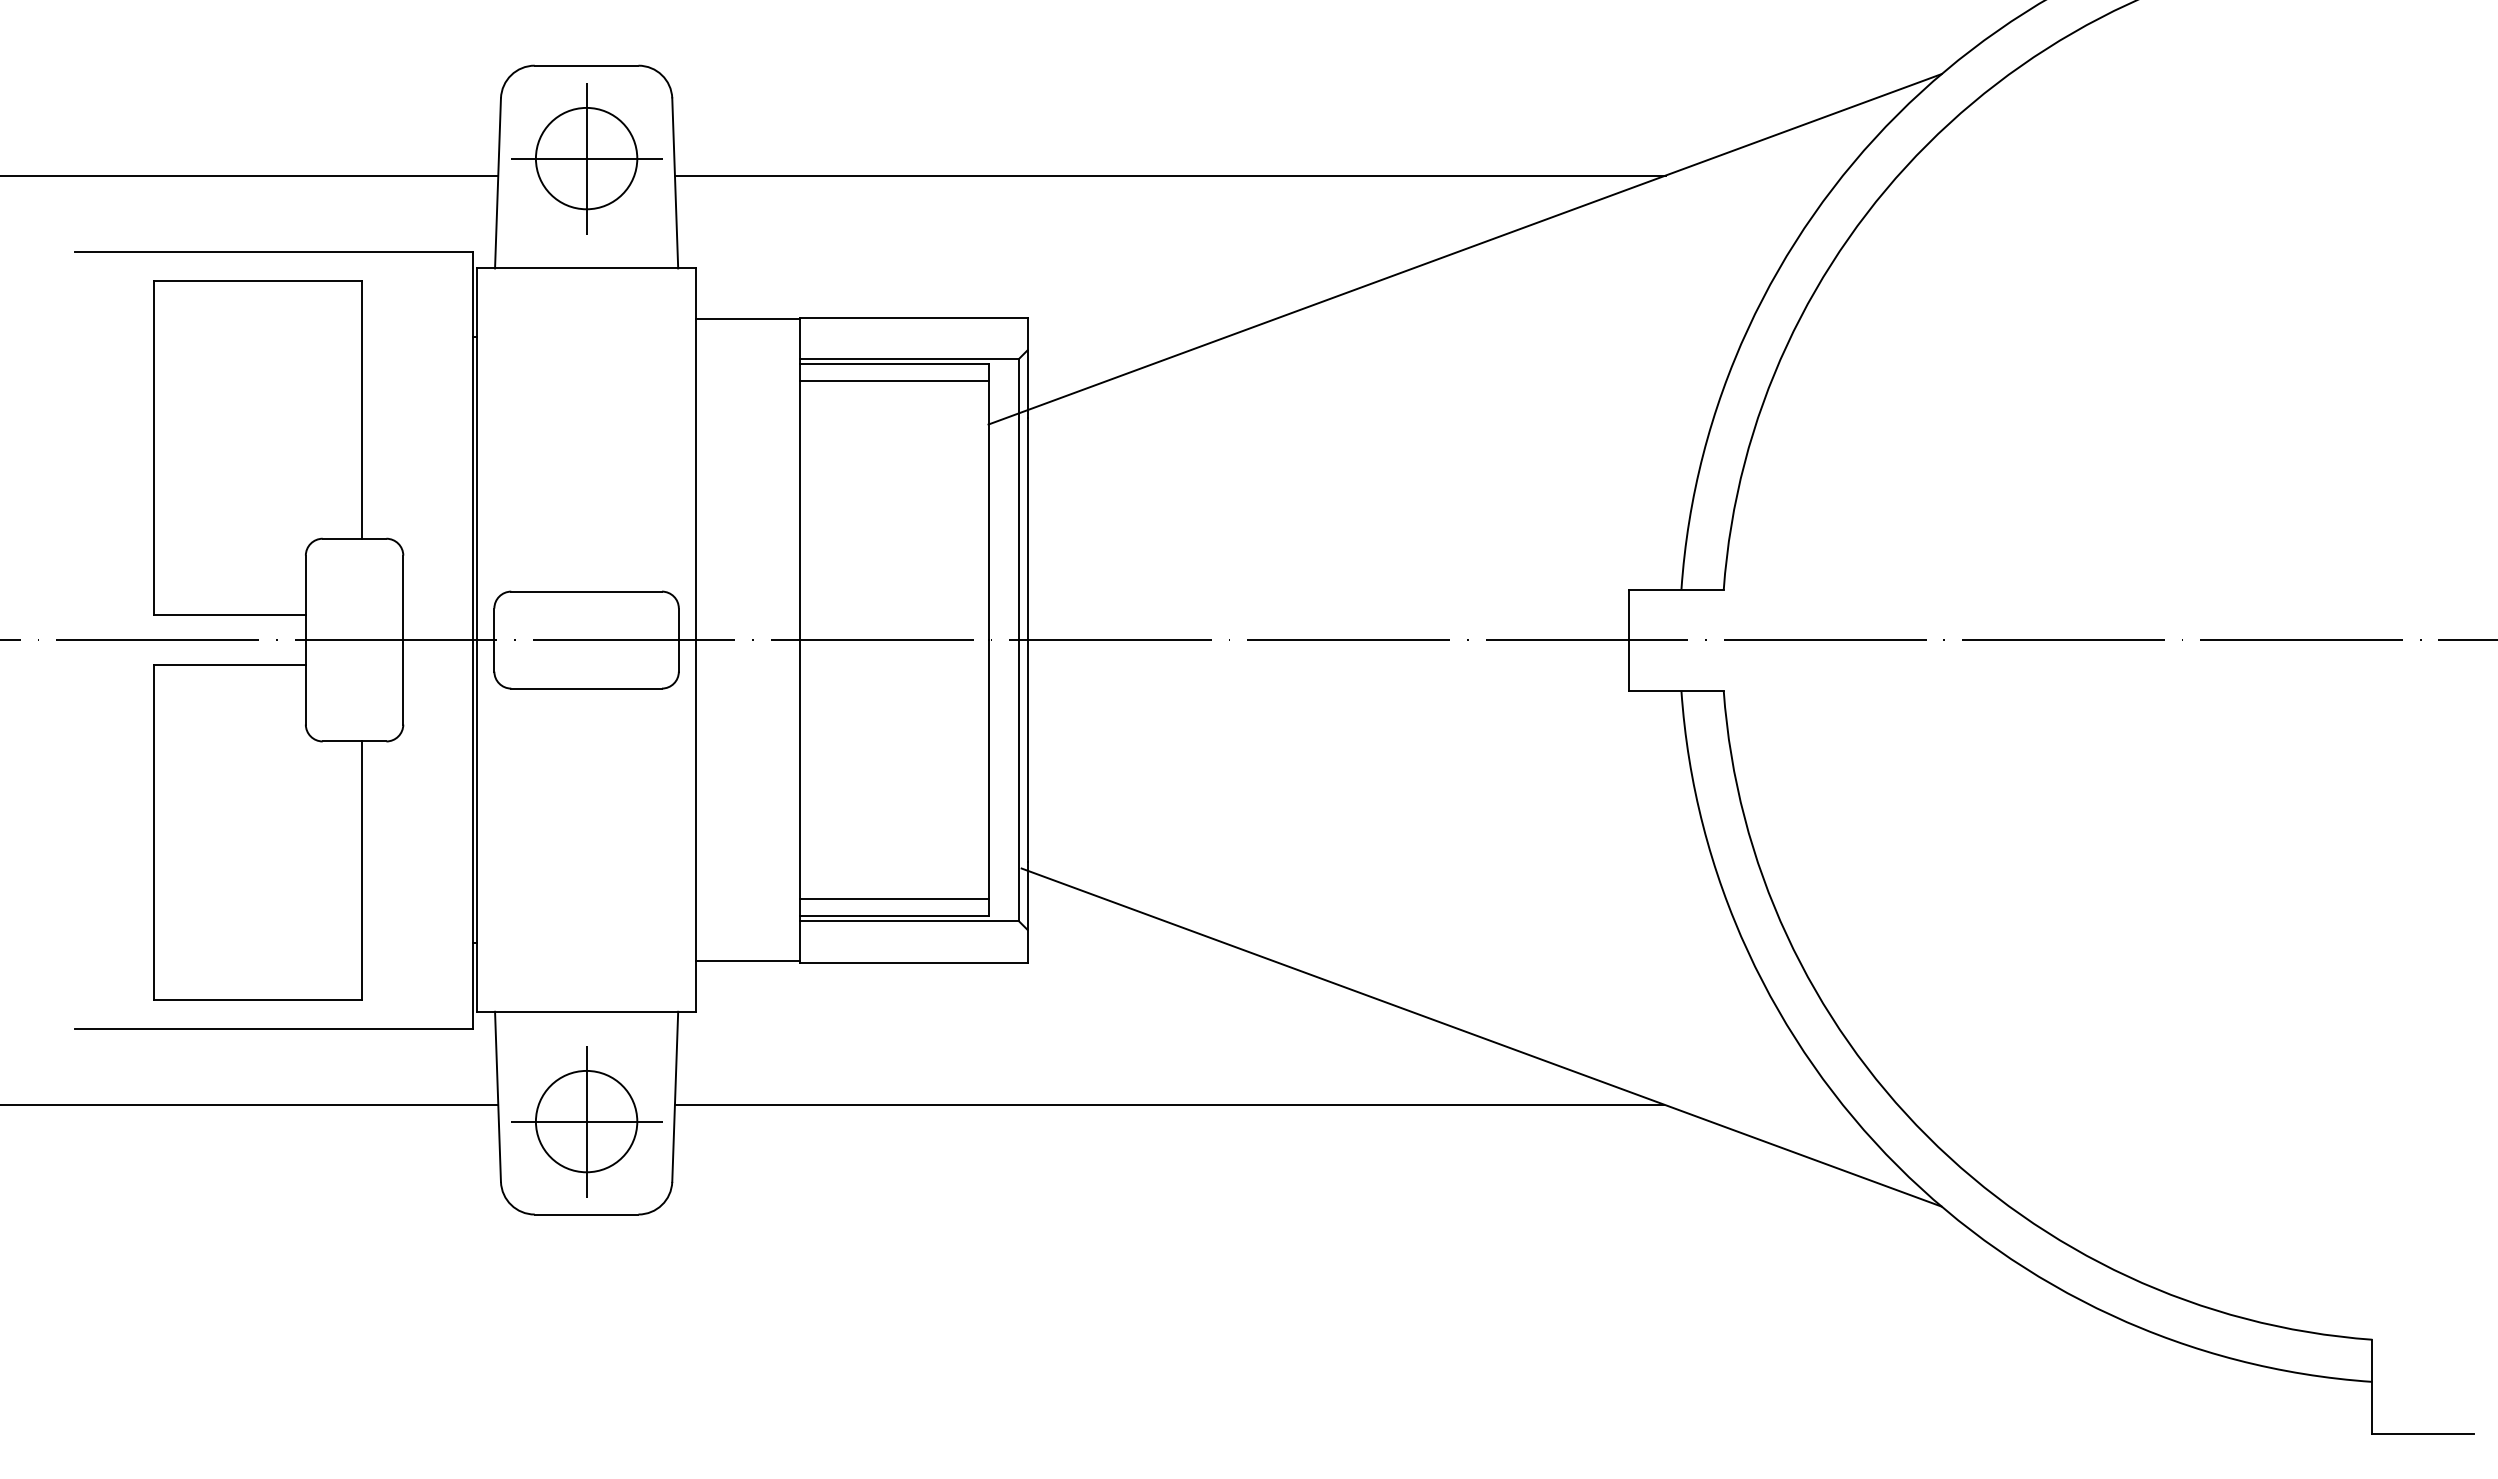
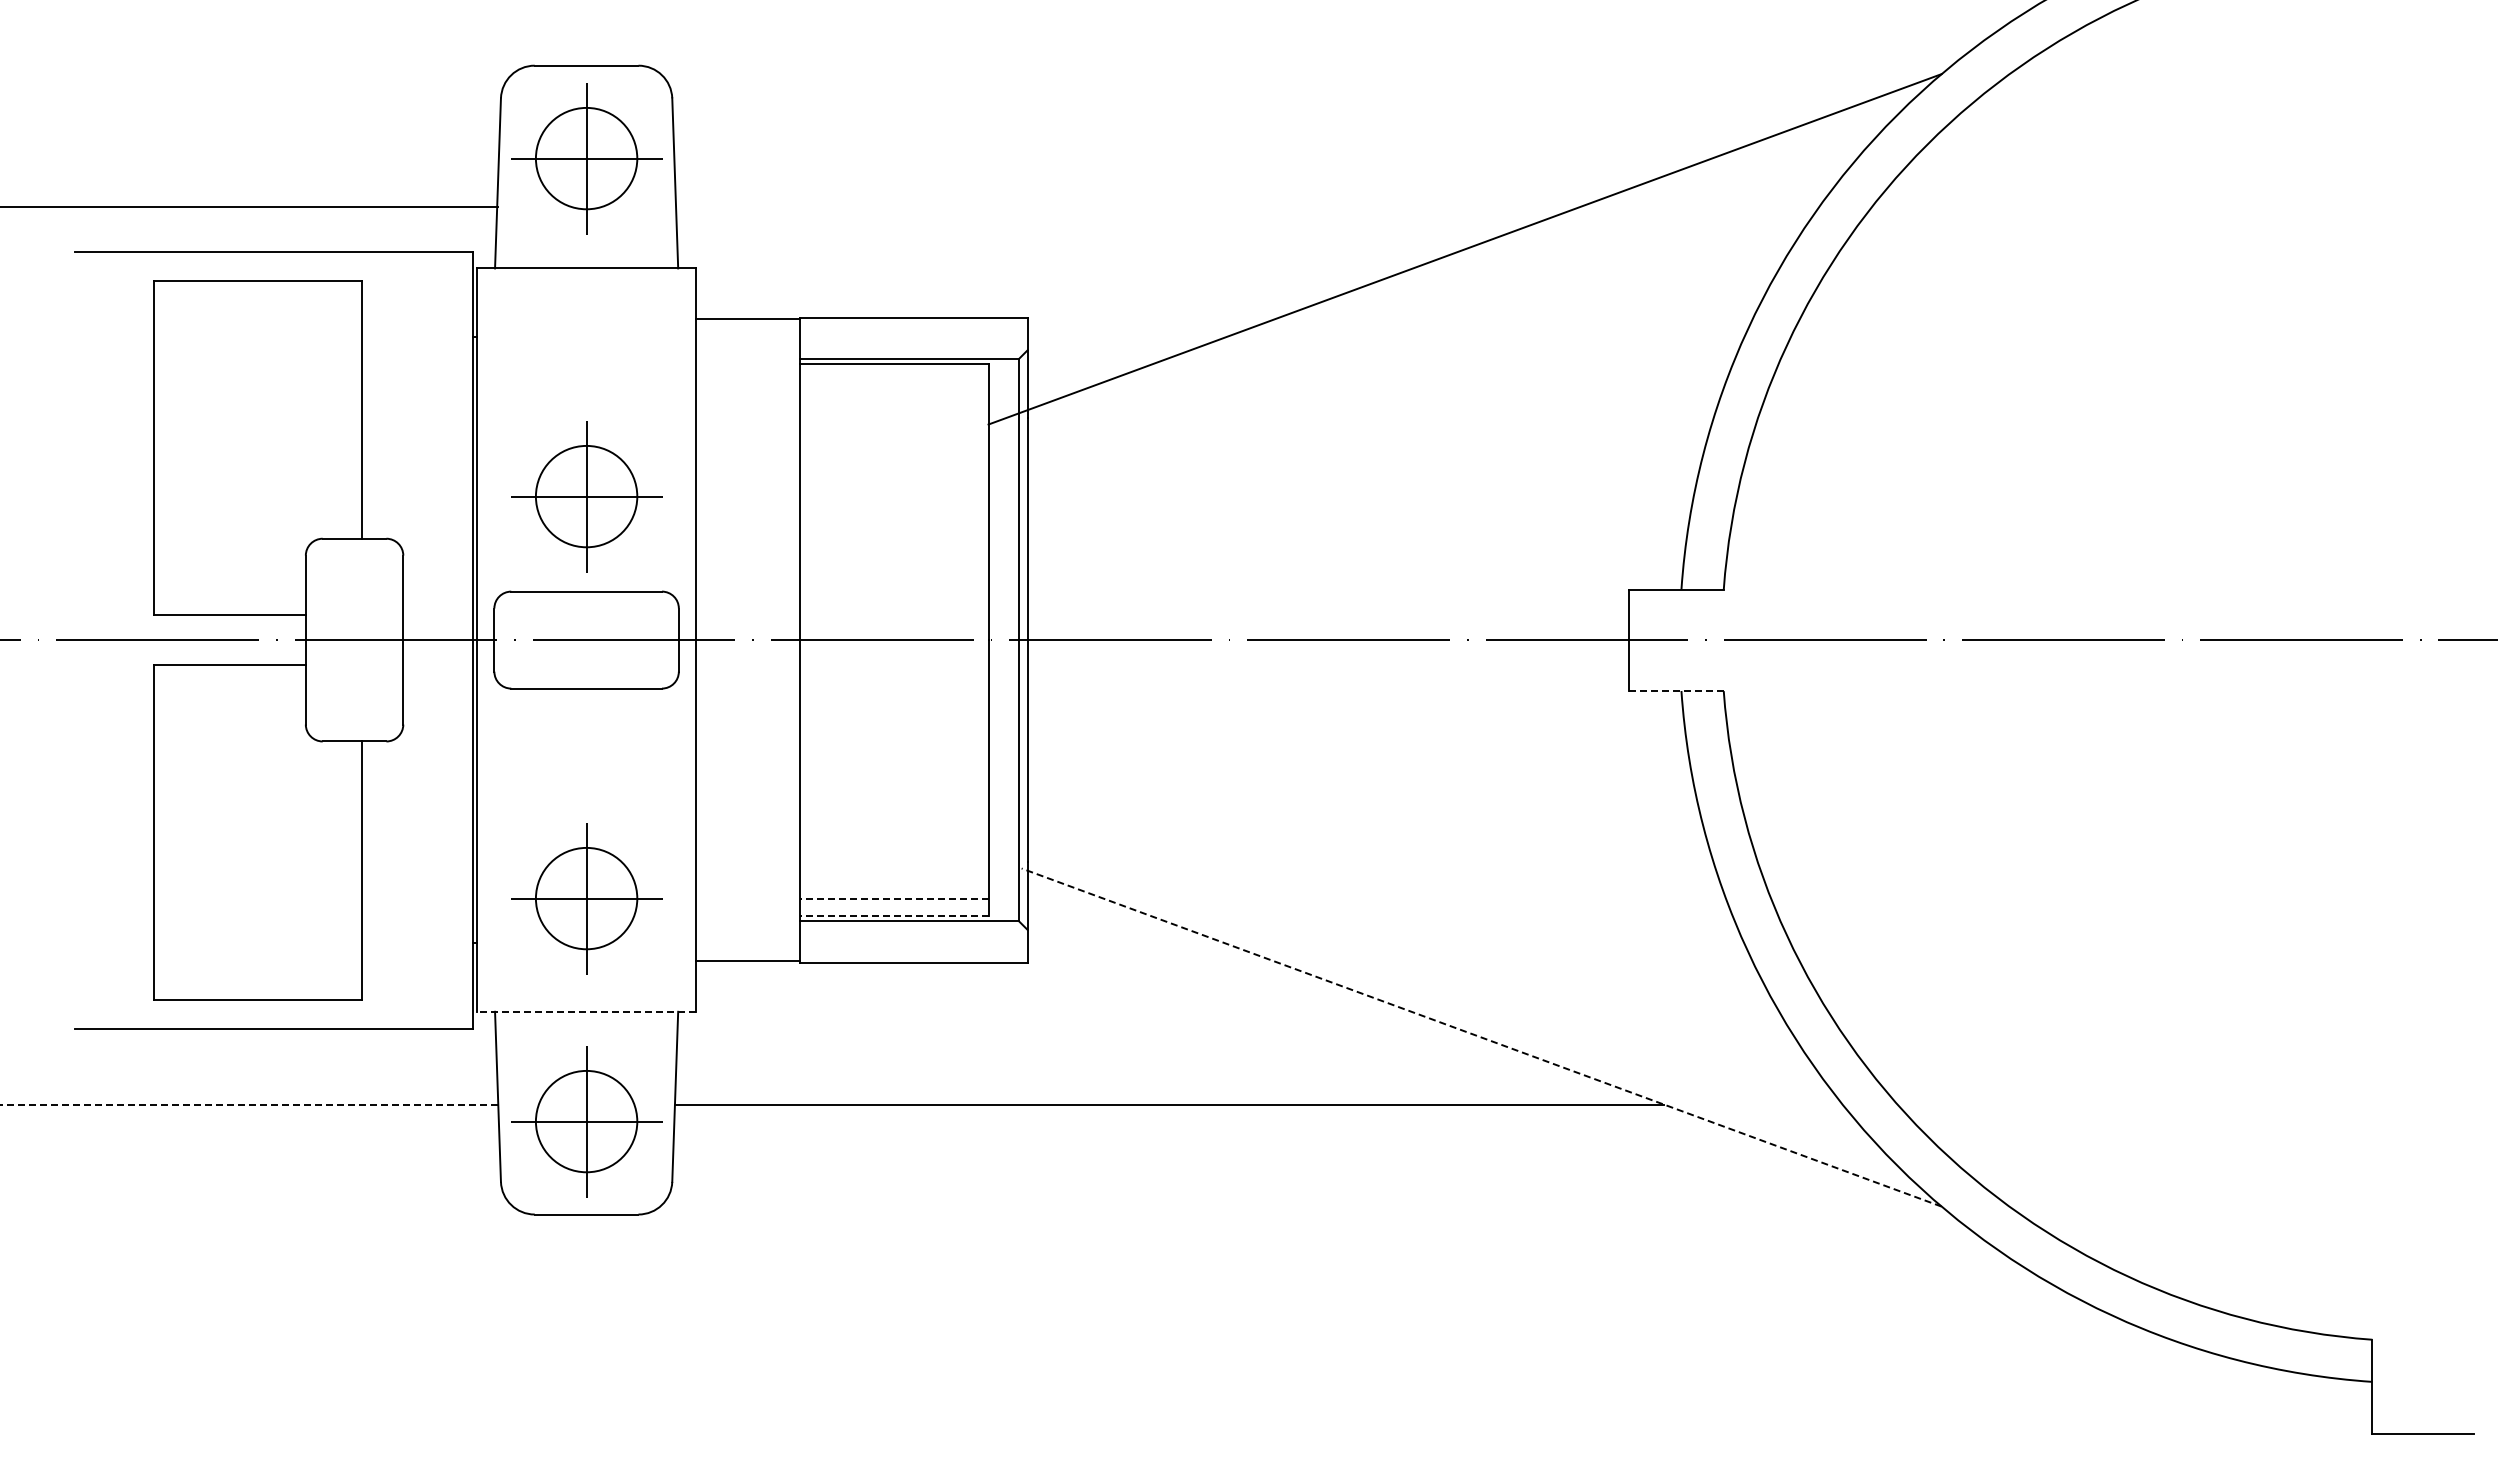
line position: (250, 175) -> (250, 206) (250, 206)
line: present -> none (1169, 175)
line: present -> none (893, 380)
part: none -> present (586, 496)
line: solid -> dashed (1675, 691)
part: none -> present (586, 898)
line: solid -> dashed (894, 899)
line: solid -> dashed (894, 916)
line: solid -> dashed (586, 1011)
line: solid -> dashed (1481, 1037)
line: solid -> dashed (249, 1104)
